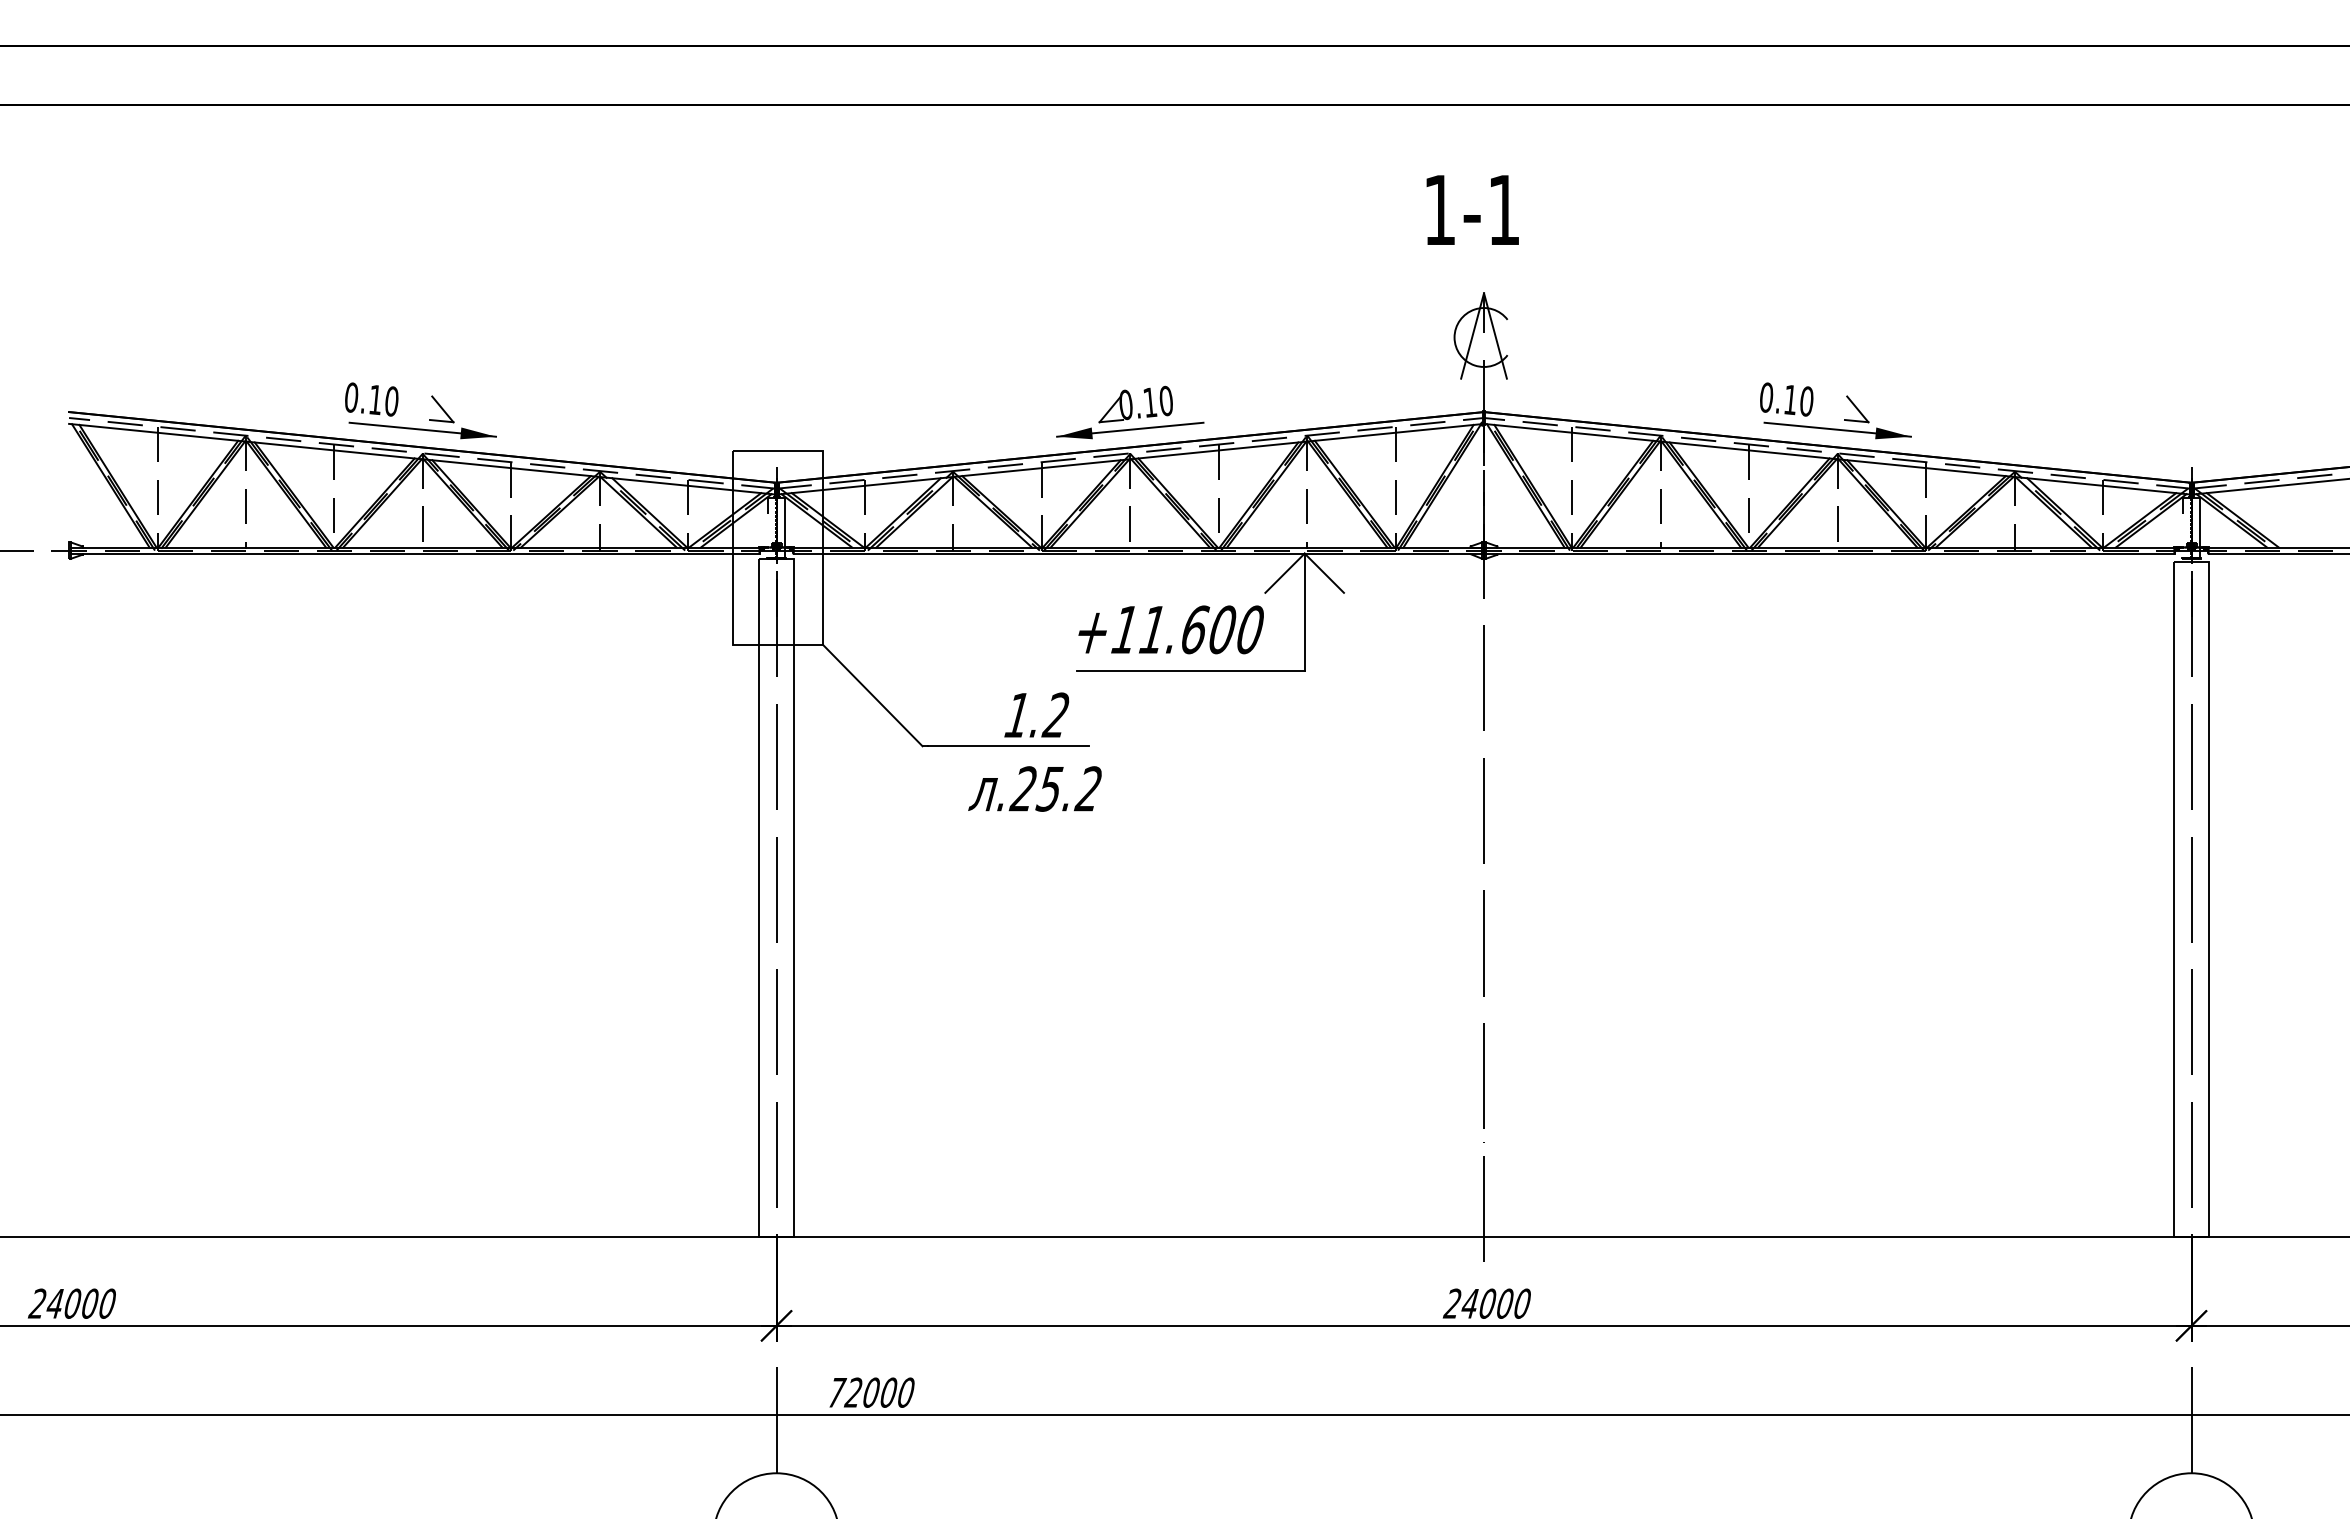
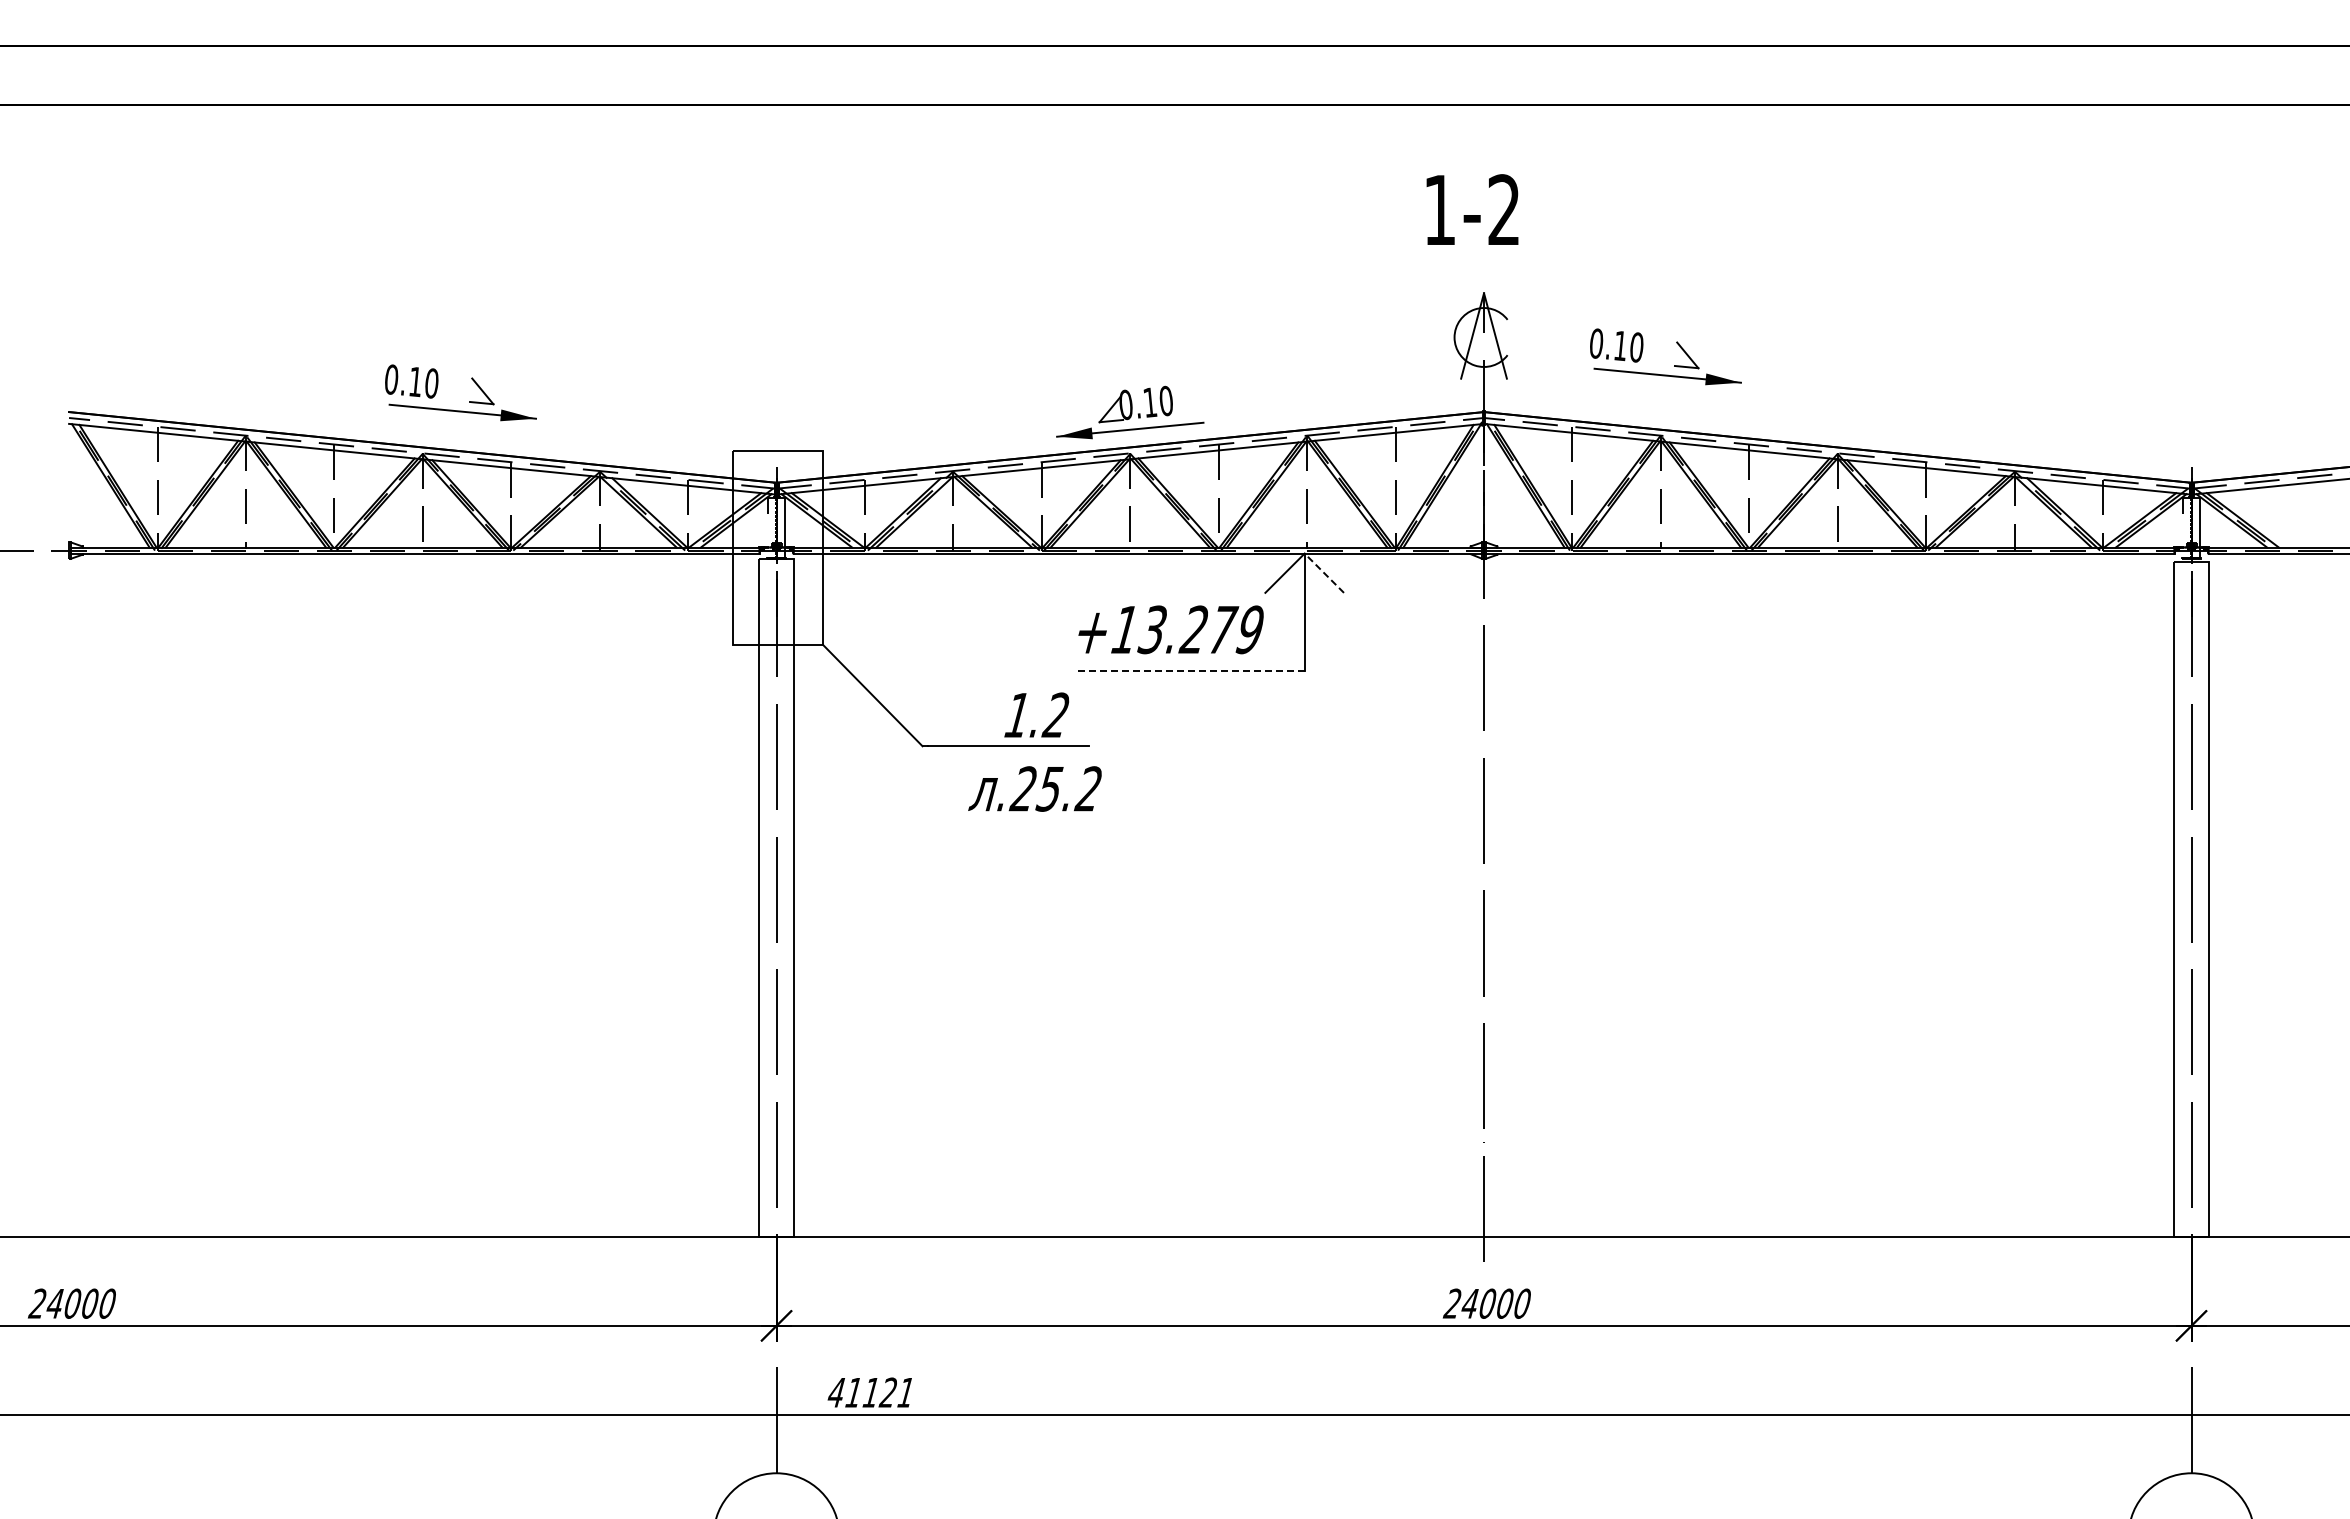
text: 1-1 -> 1-2 (1503, 209)
part position: (429, 419) -> (469, 401) (469, 401)
part position: (1844, 419) -> (1674, 365) (1674, 365)
line: solid -> dashed (1324, 573)
text: +11.600 -> +13.279 (1200, 629)
line: solid -> dashed (1190, 671)
text: 72000 -> 41121 (870, 1392)
